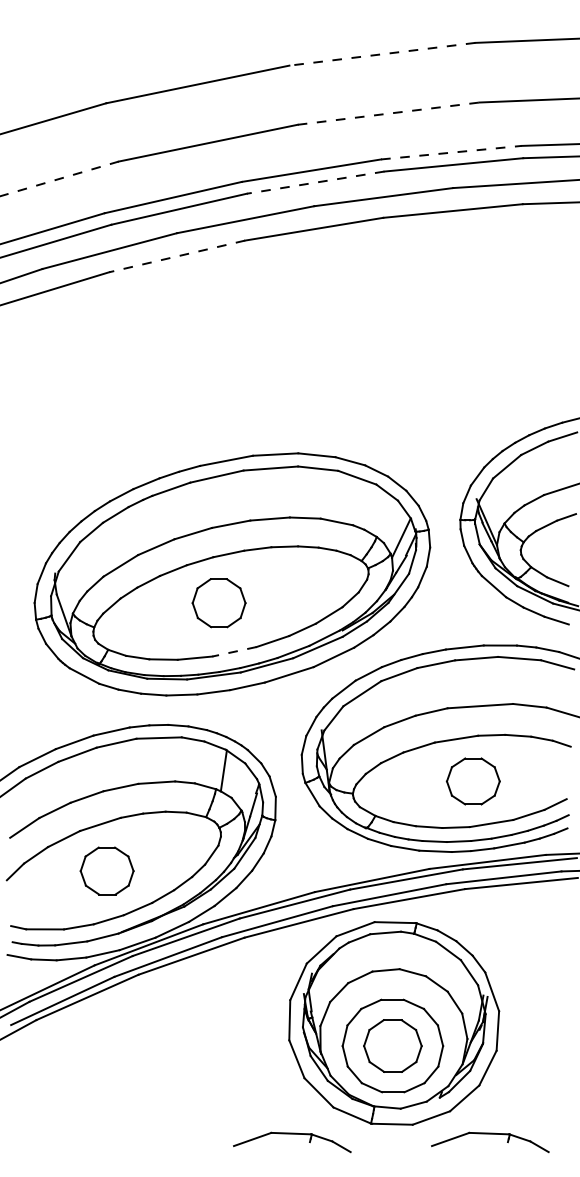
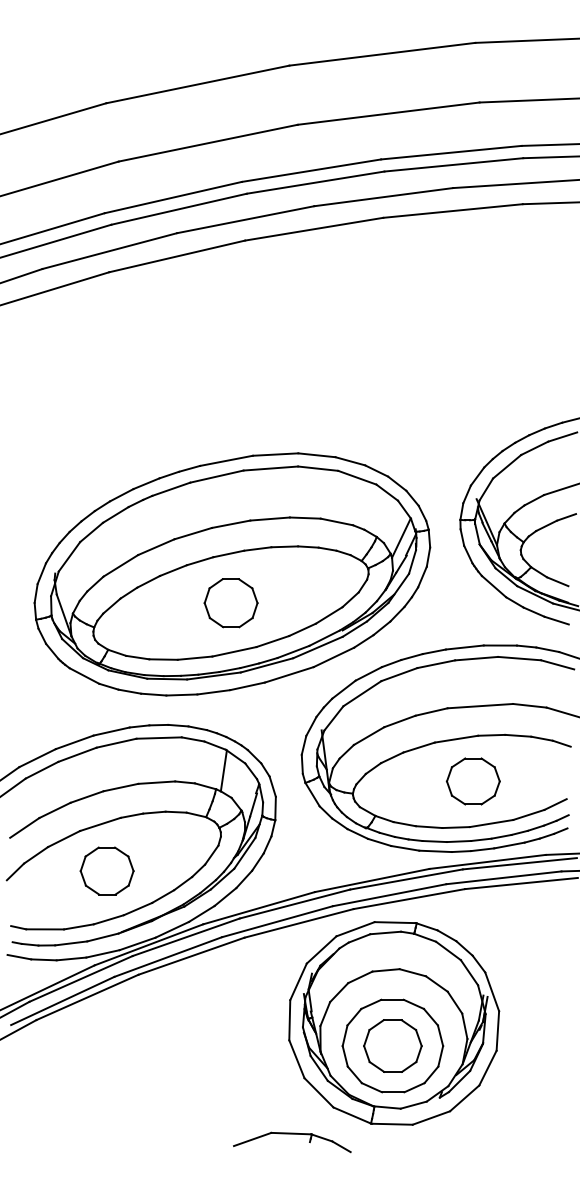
line: dashed -> solid (382, 54)
line: dashed -> solid (388, 113)
line: dashed -> solid (451, 152)
line: dashed -> solid (59, 178)
line: dashed -> solid (315, 182)
line: dashed -> solid (177, 256)
part position: (218, 603) -> (230, 603) (230, 603)
line: dashed -> solid (234, 651)
part: present -> none (490, 1134)
